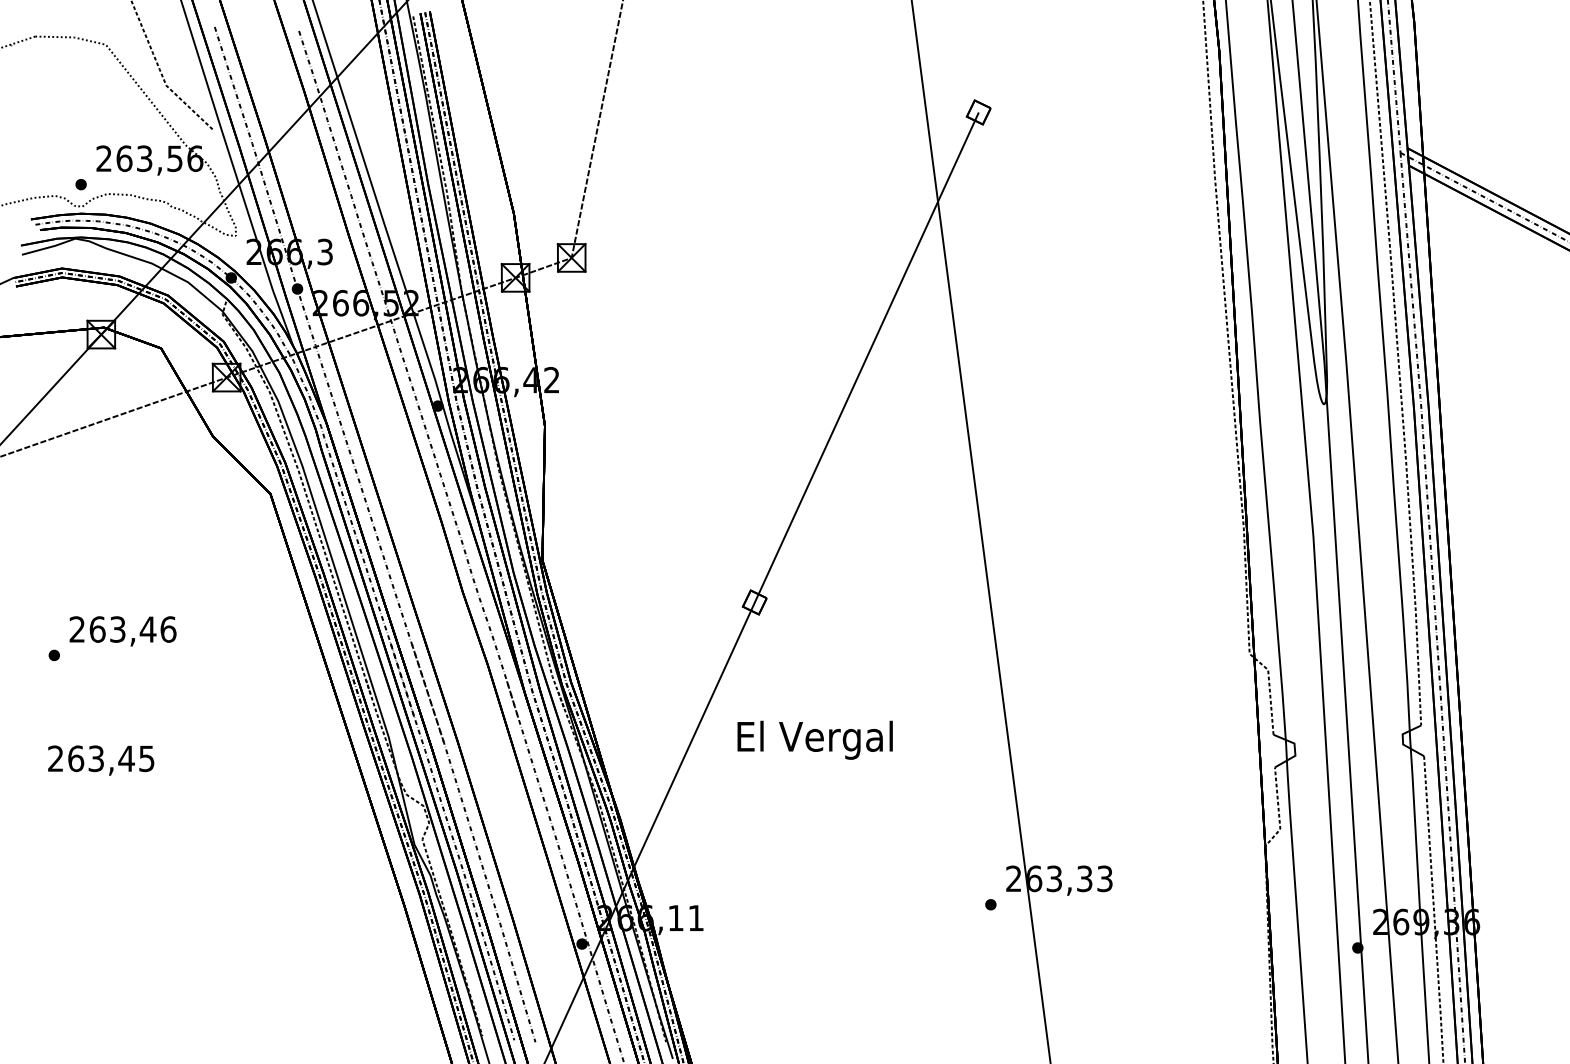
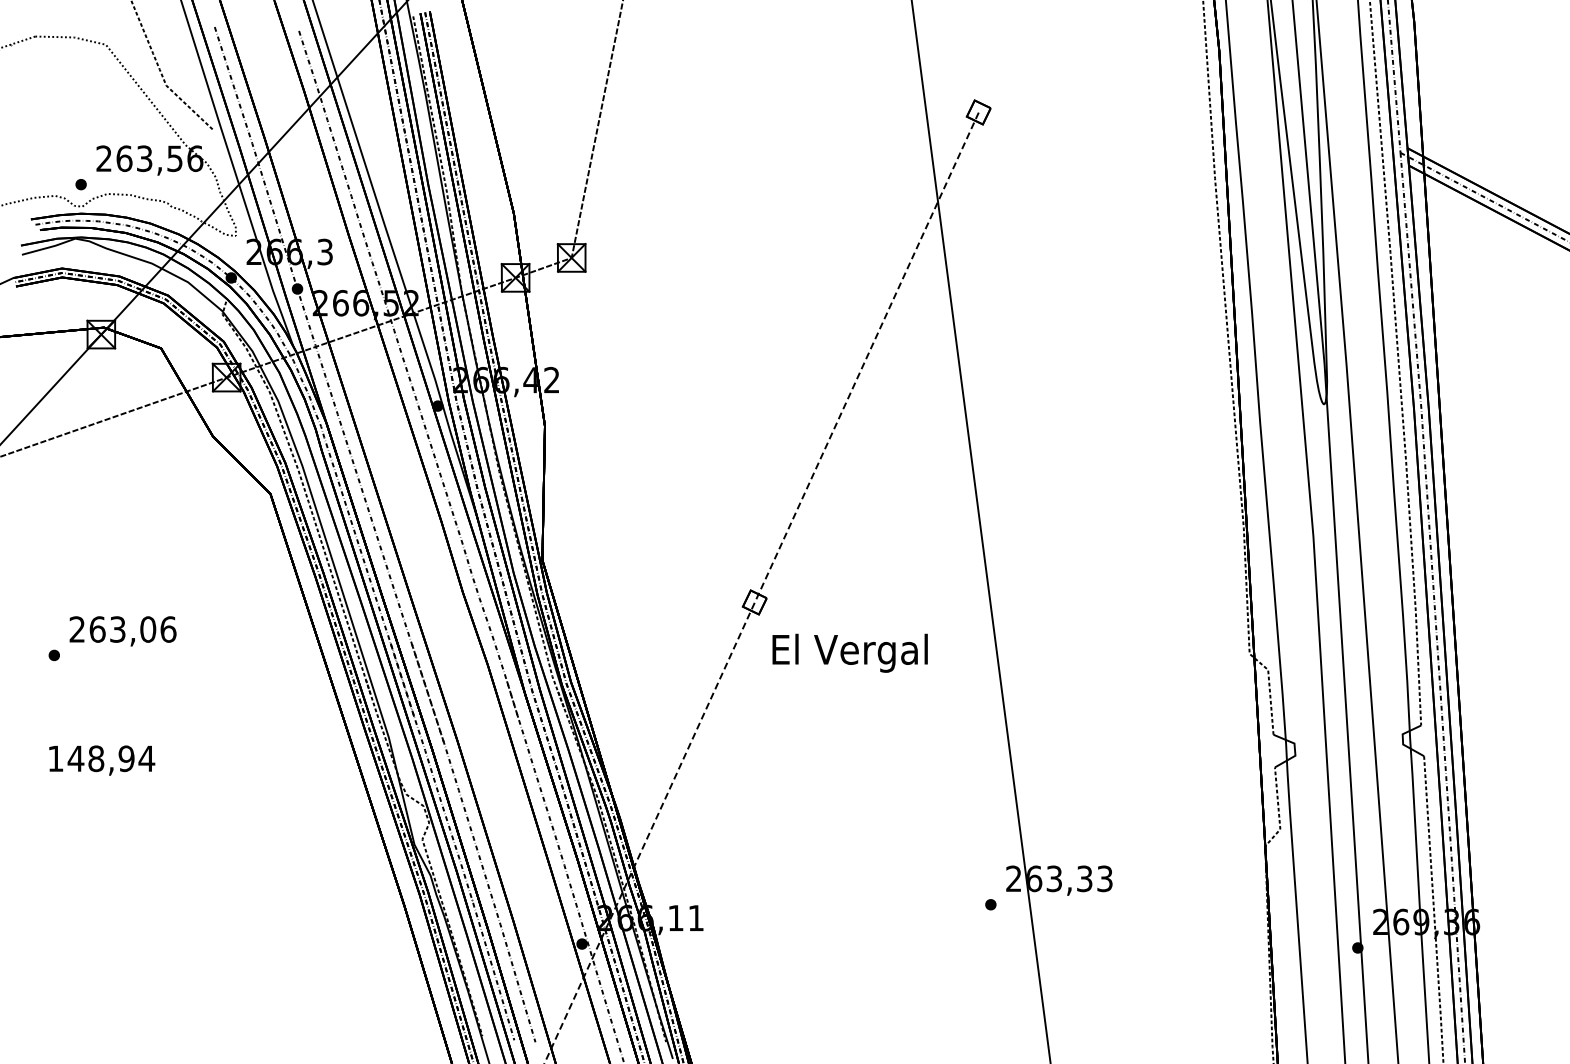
line: solid -> dashed (761, 587)
text: 263,46 -> 263,06 (147, 629)
text position: (814, 739) -> (849, 652) (849, 652)
text: 263,45 -> 148,94 (101, 758)
